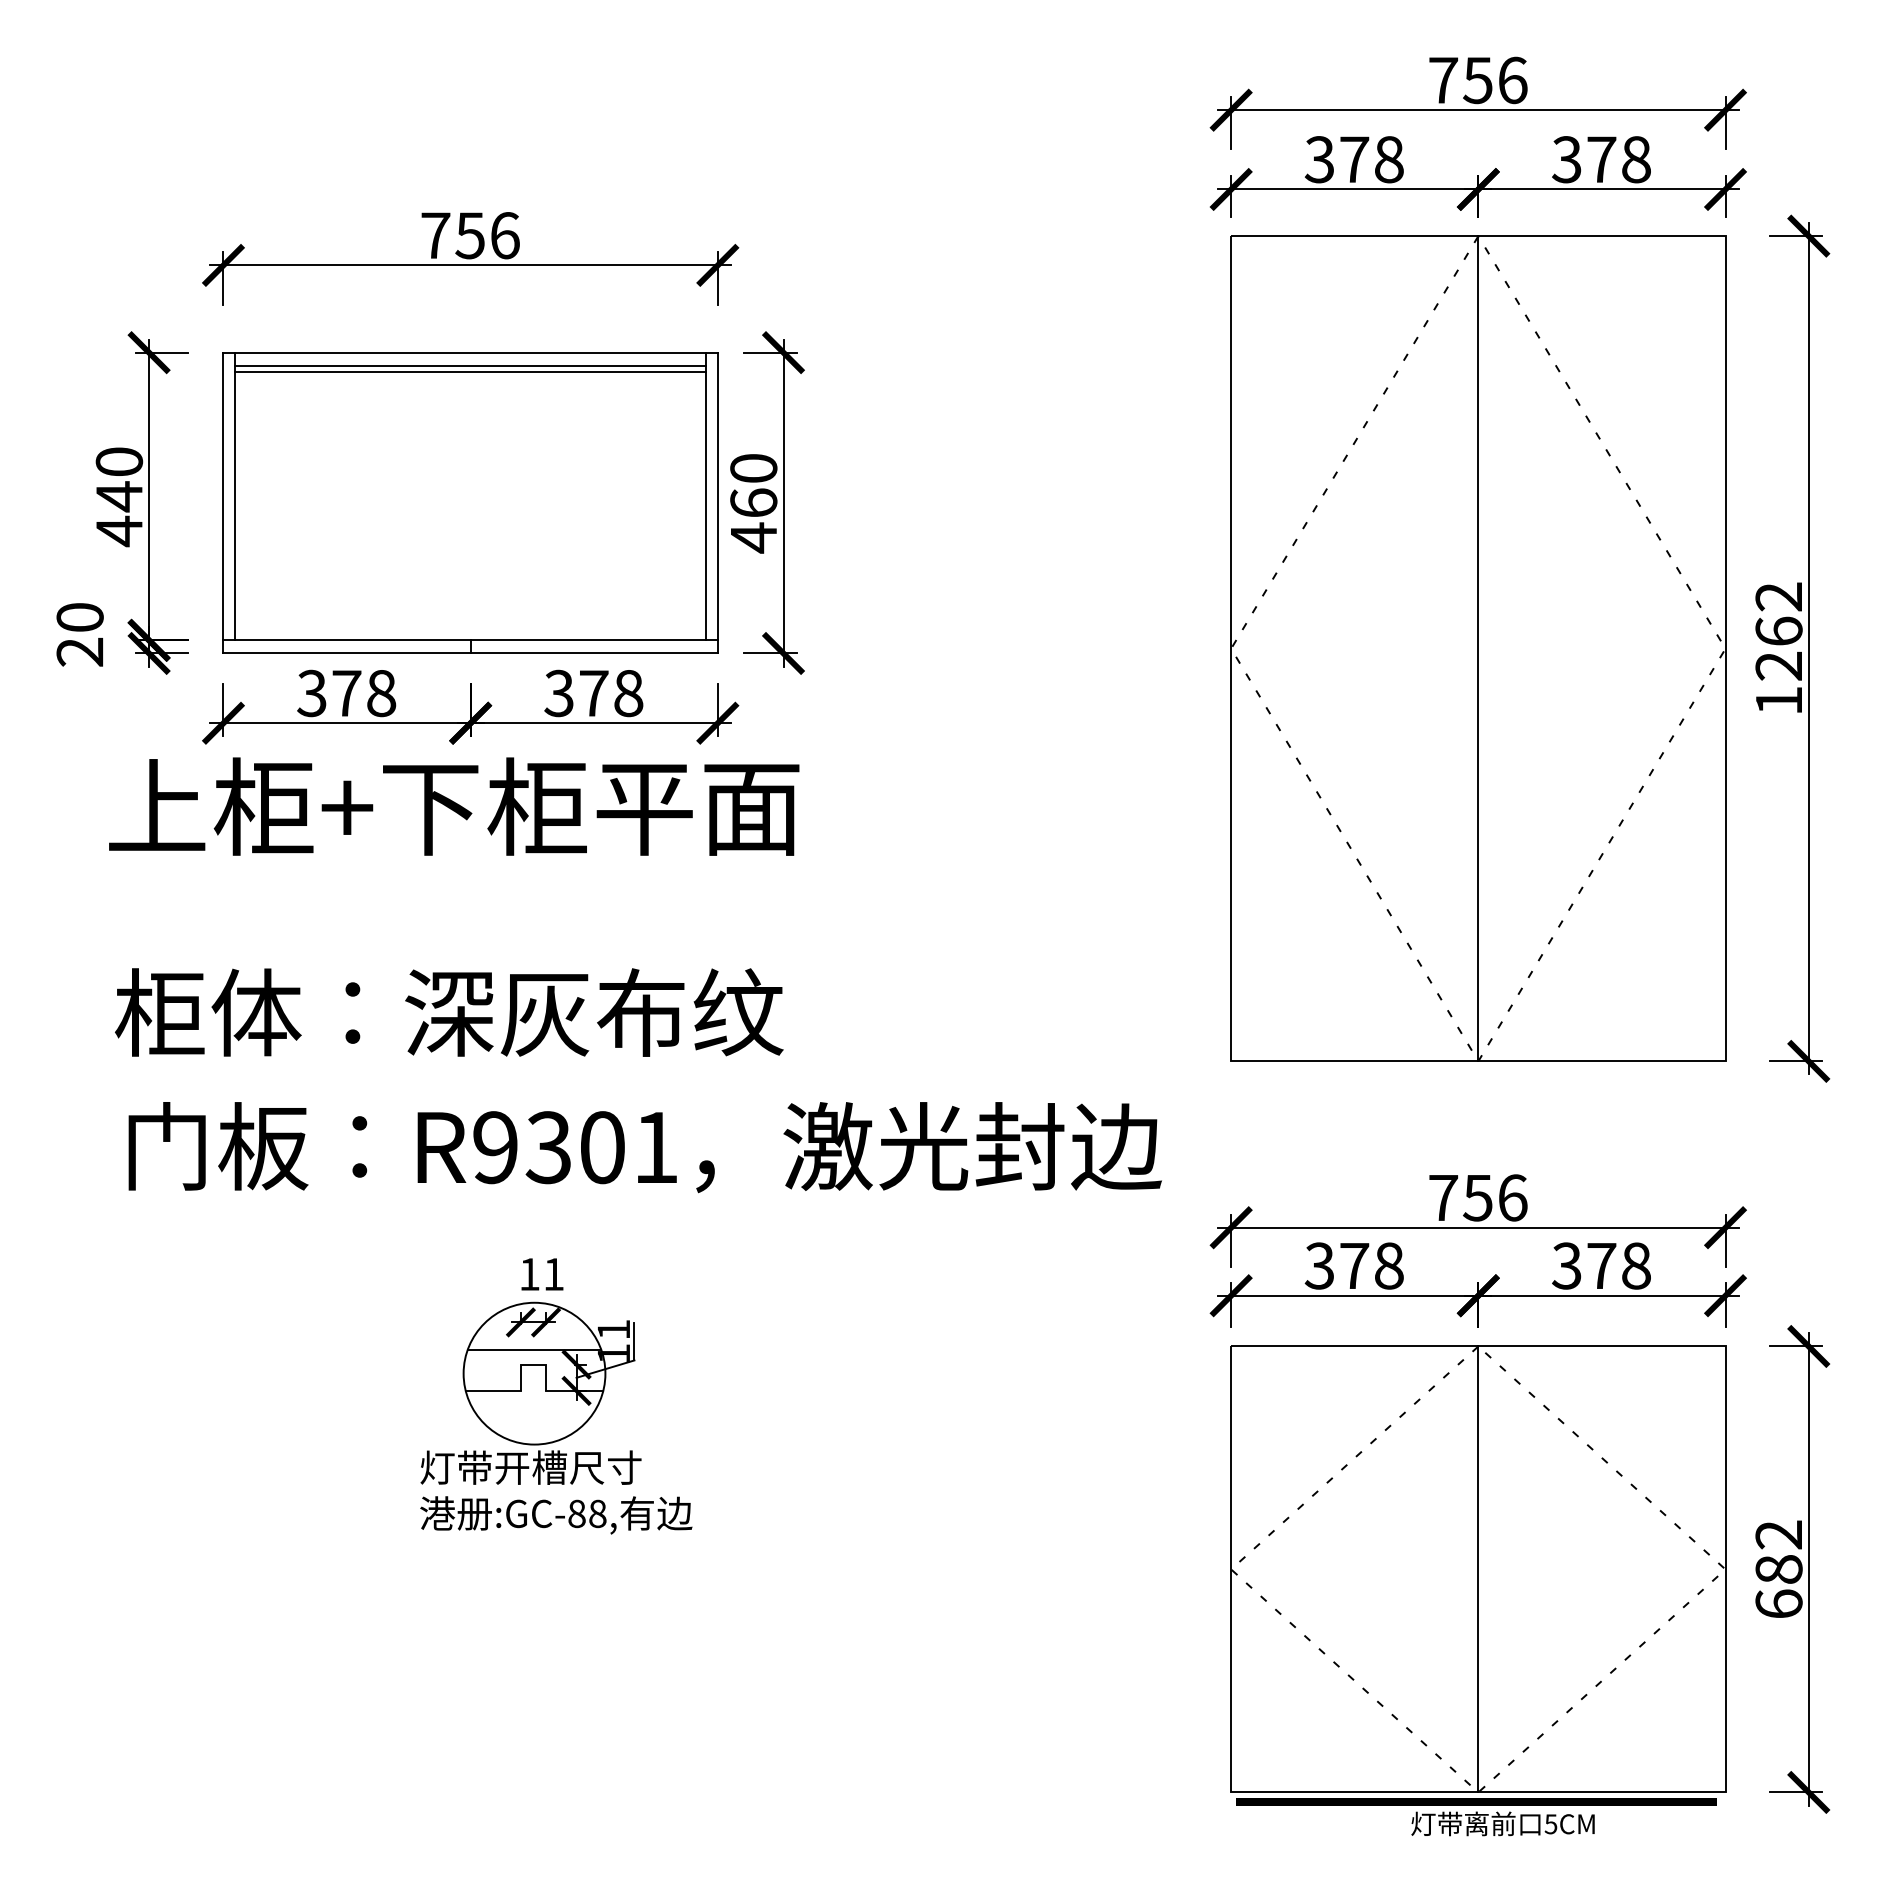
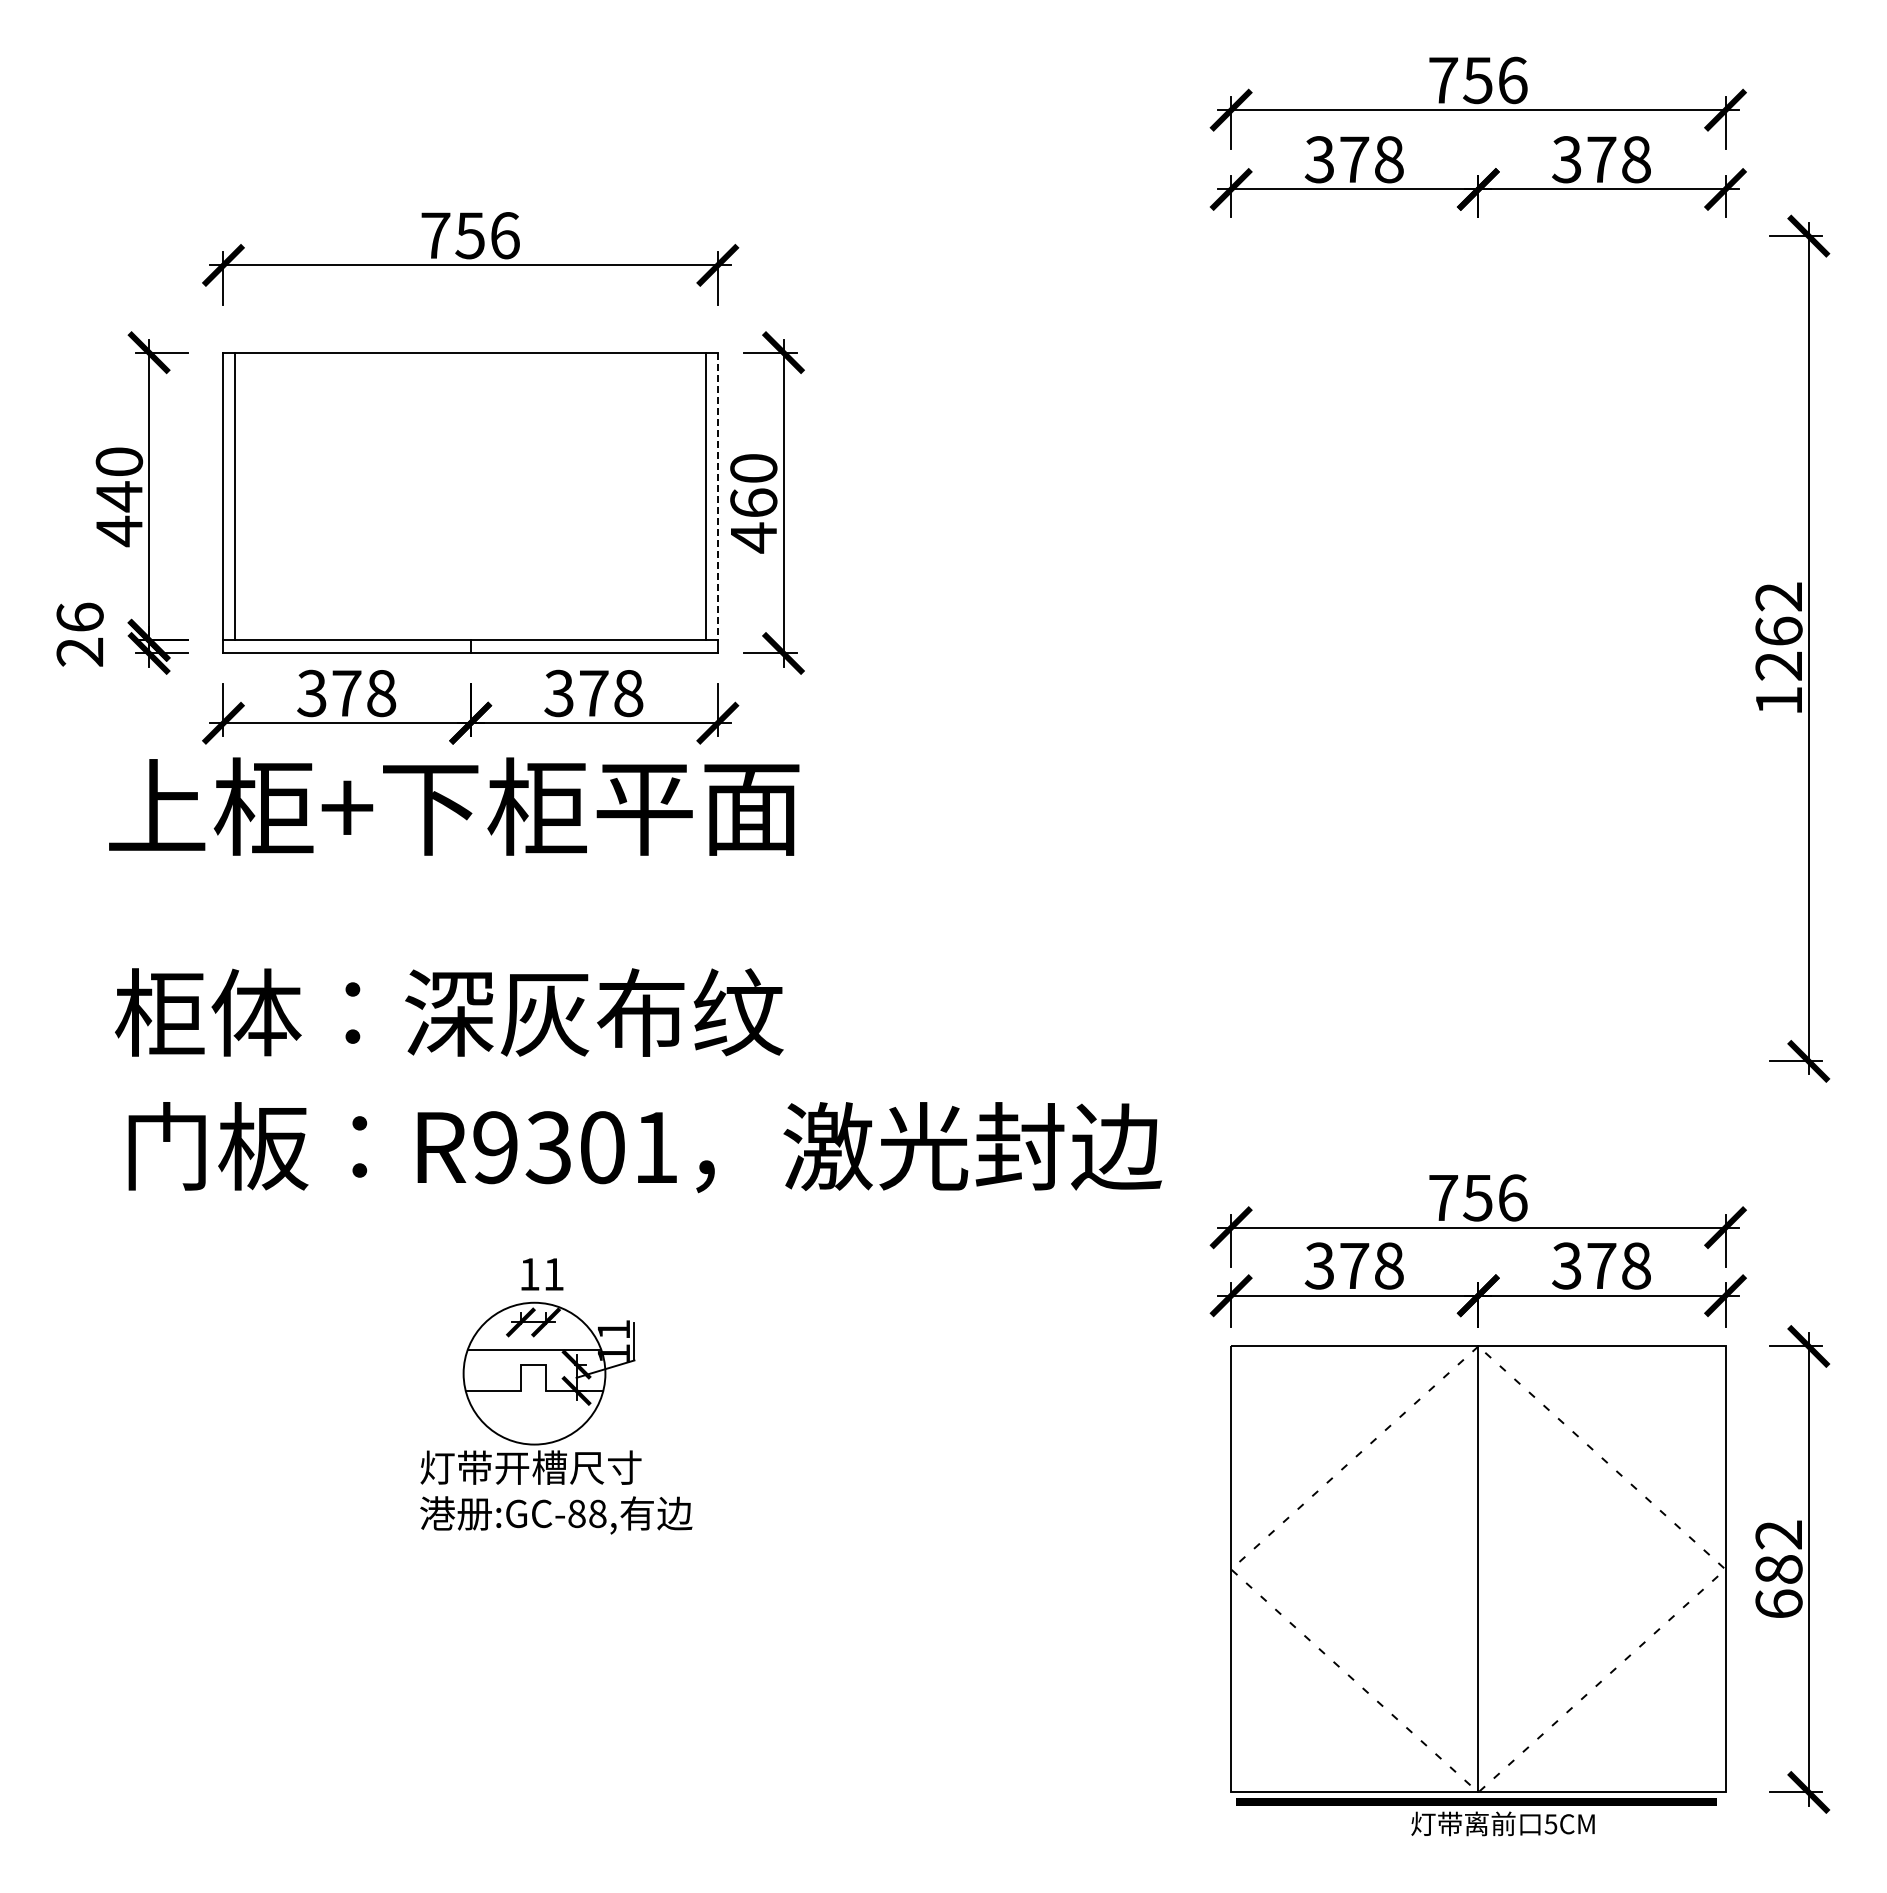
line: present -> none (470, 365)
line: present -> none (470, 371)
line: solid -> dashed (717, 496)
text: 20 -> 26 (79, 616)
part: present -> none (1478, 648)
